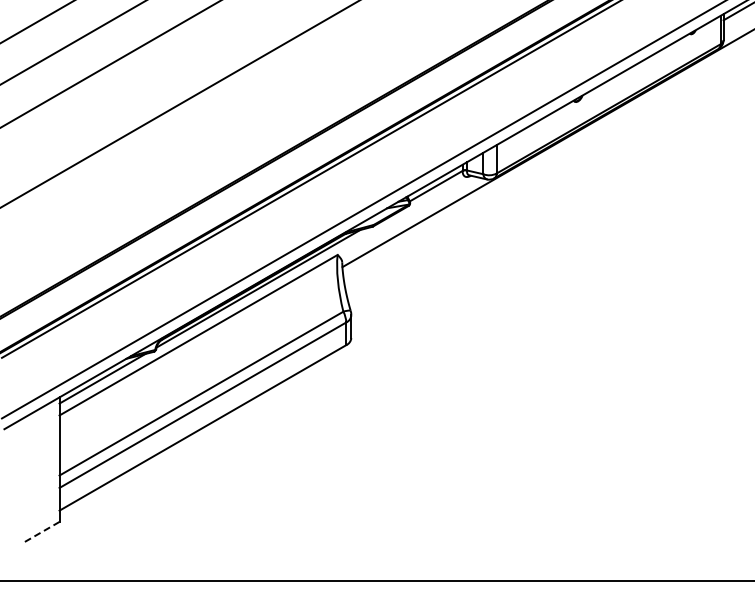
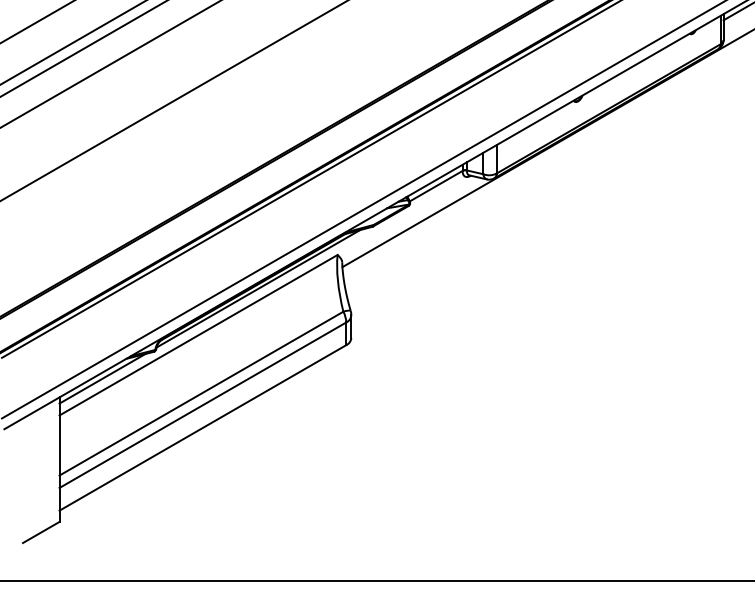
line: none -> present (83, 48)
line position: (179, 104) -> (173, 100) (173, 100)
line: dashed -> solid (40, 532)
